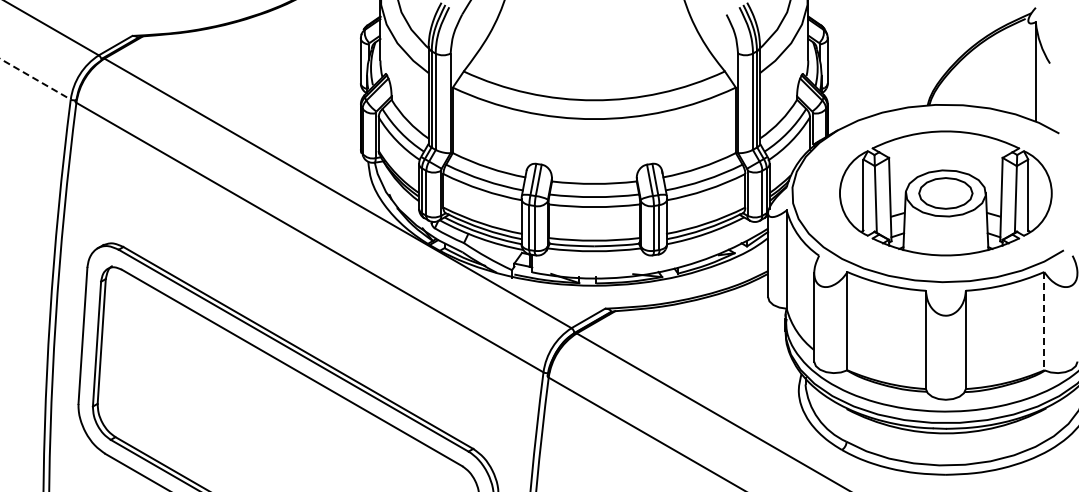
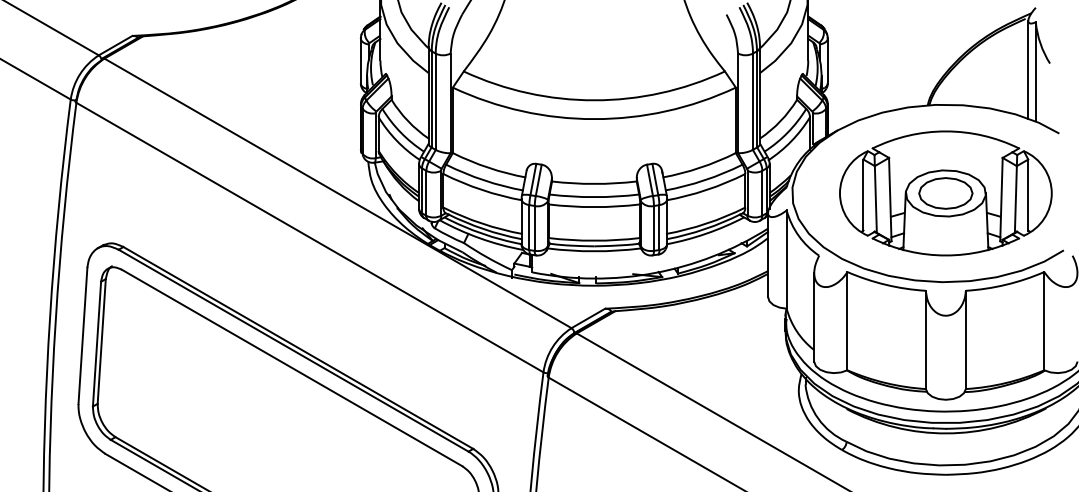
line: none -> present (1028, 69)
line: dashed -> solid (36, 79)
line: dashed -> solid (1044, 321)
